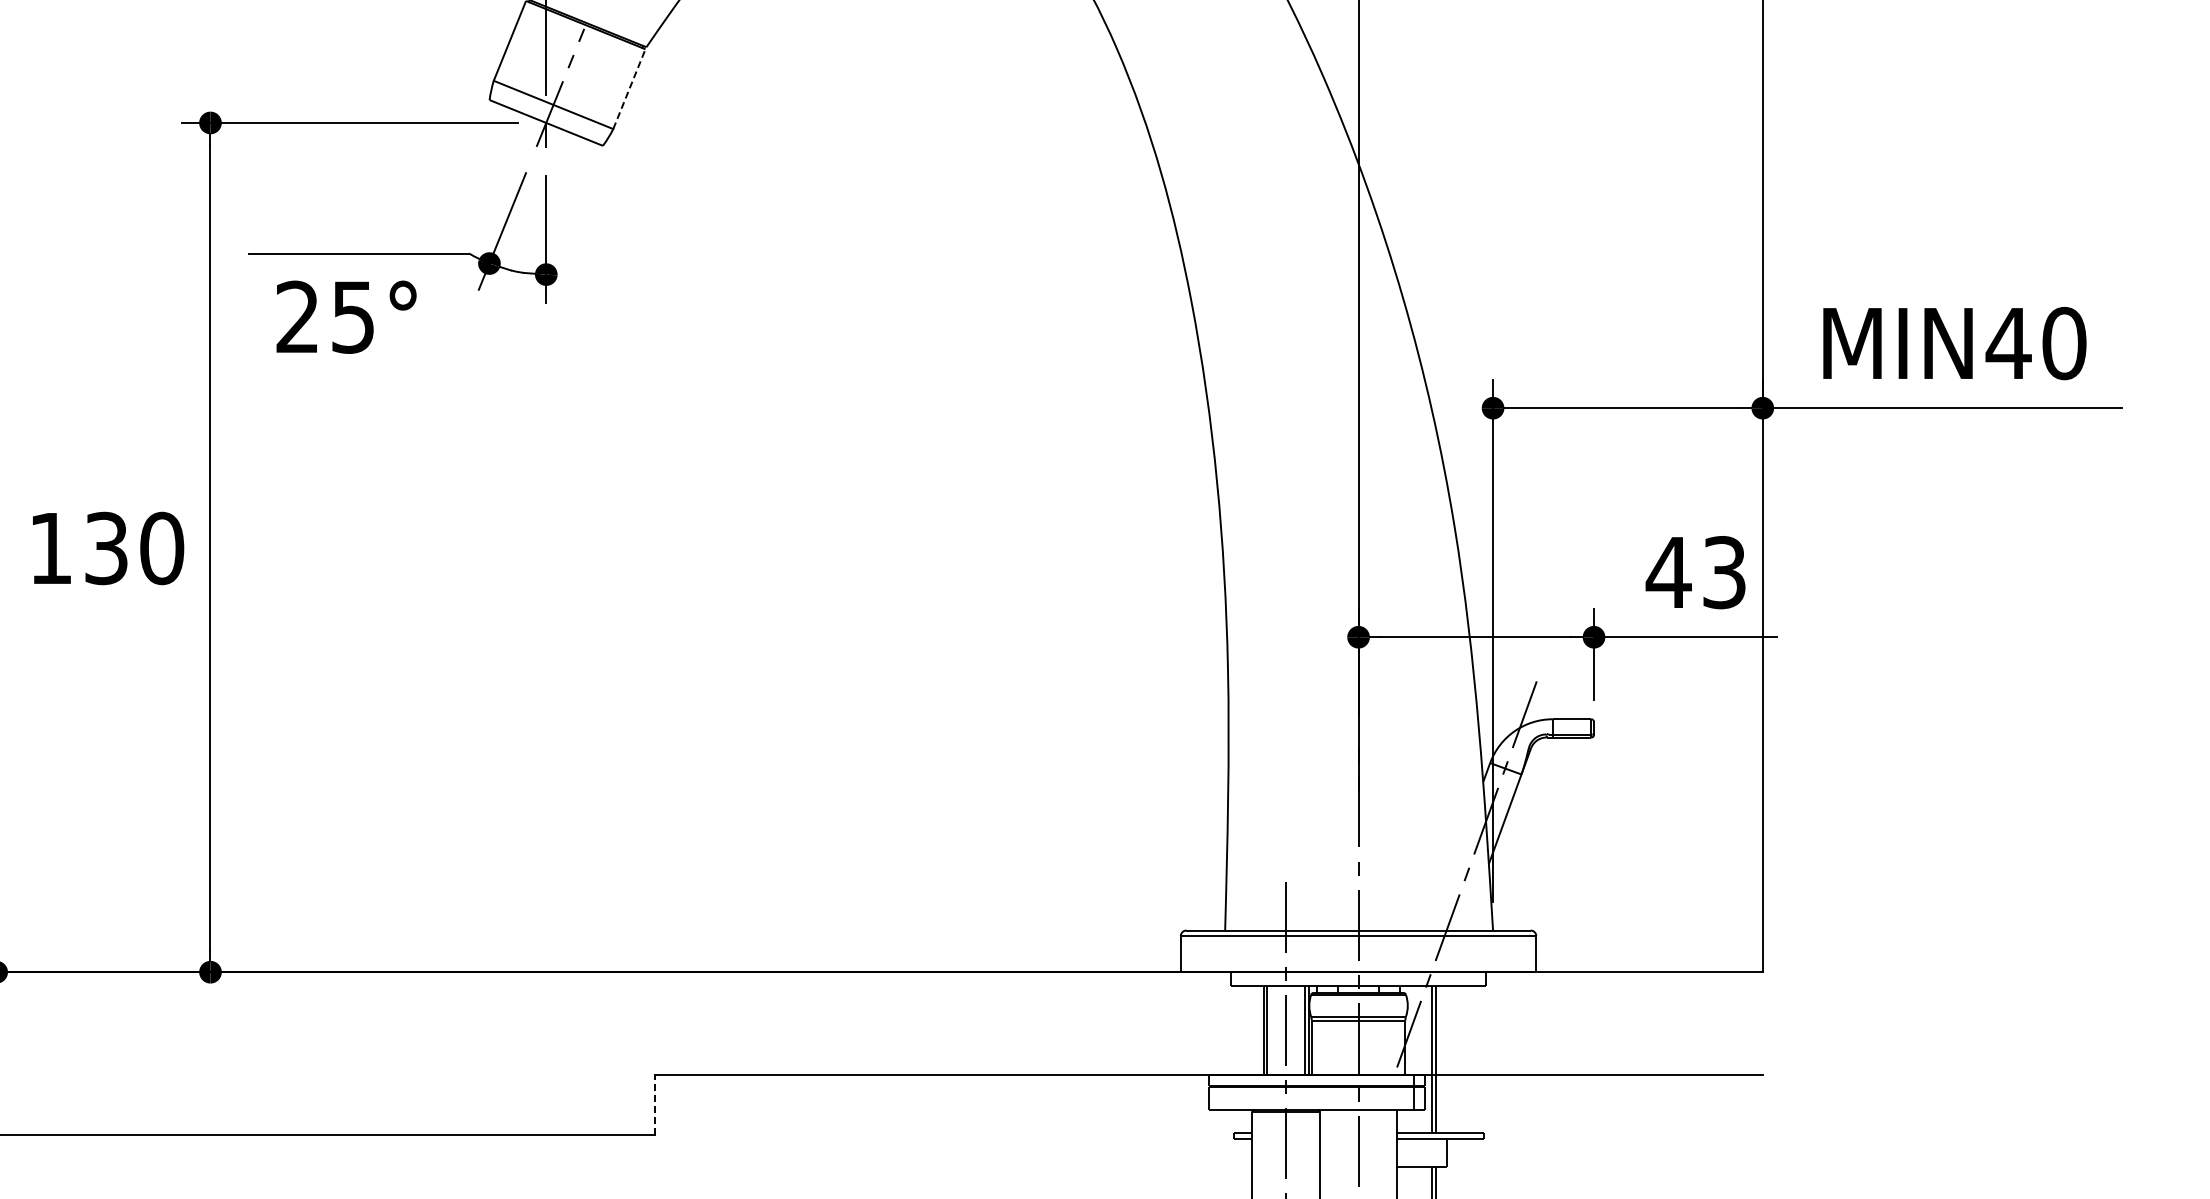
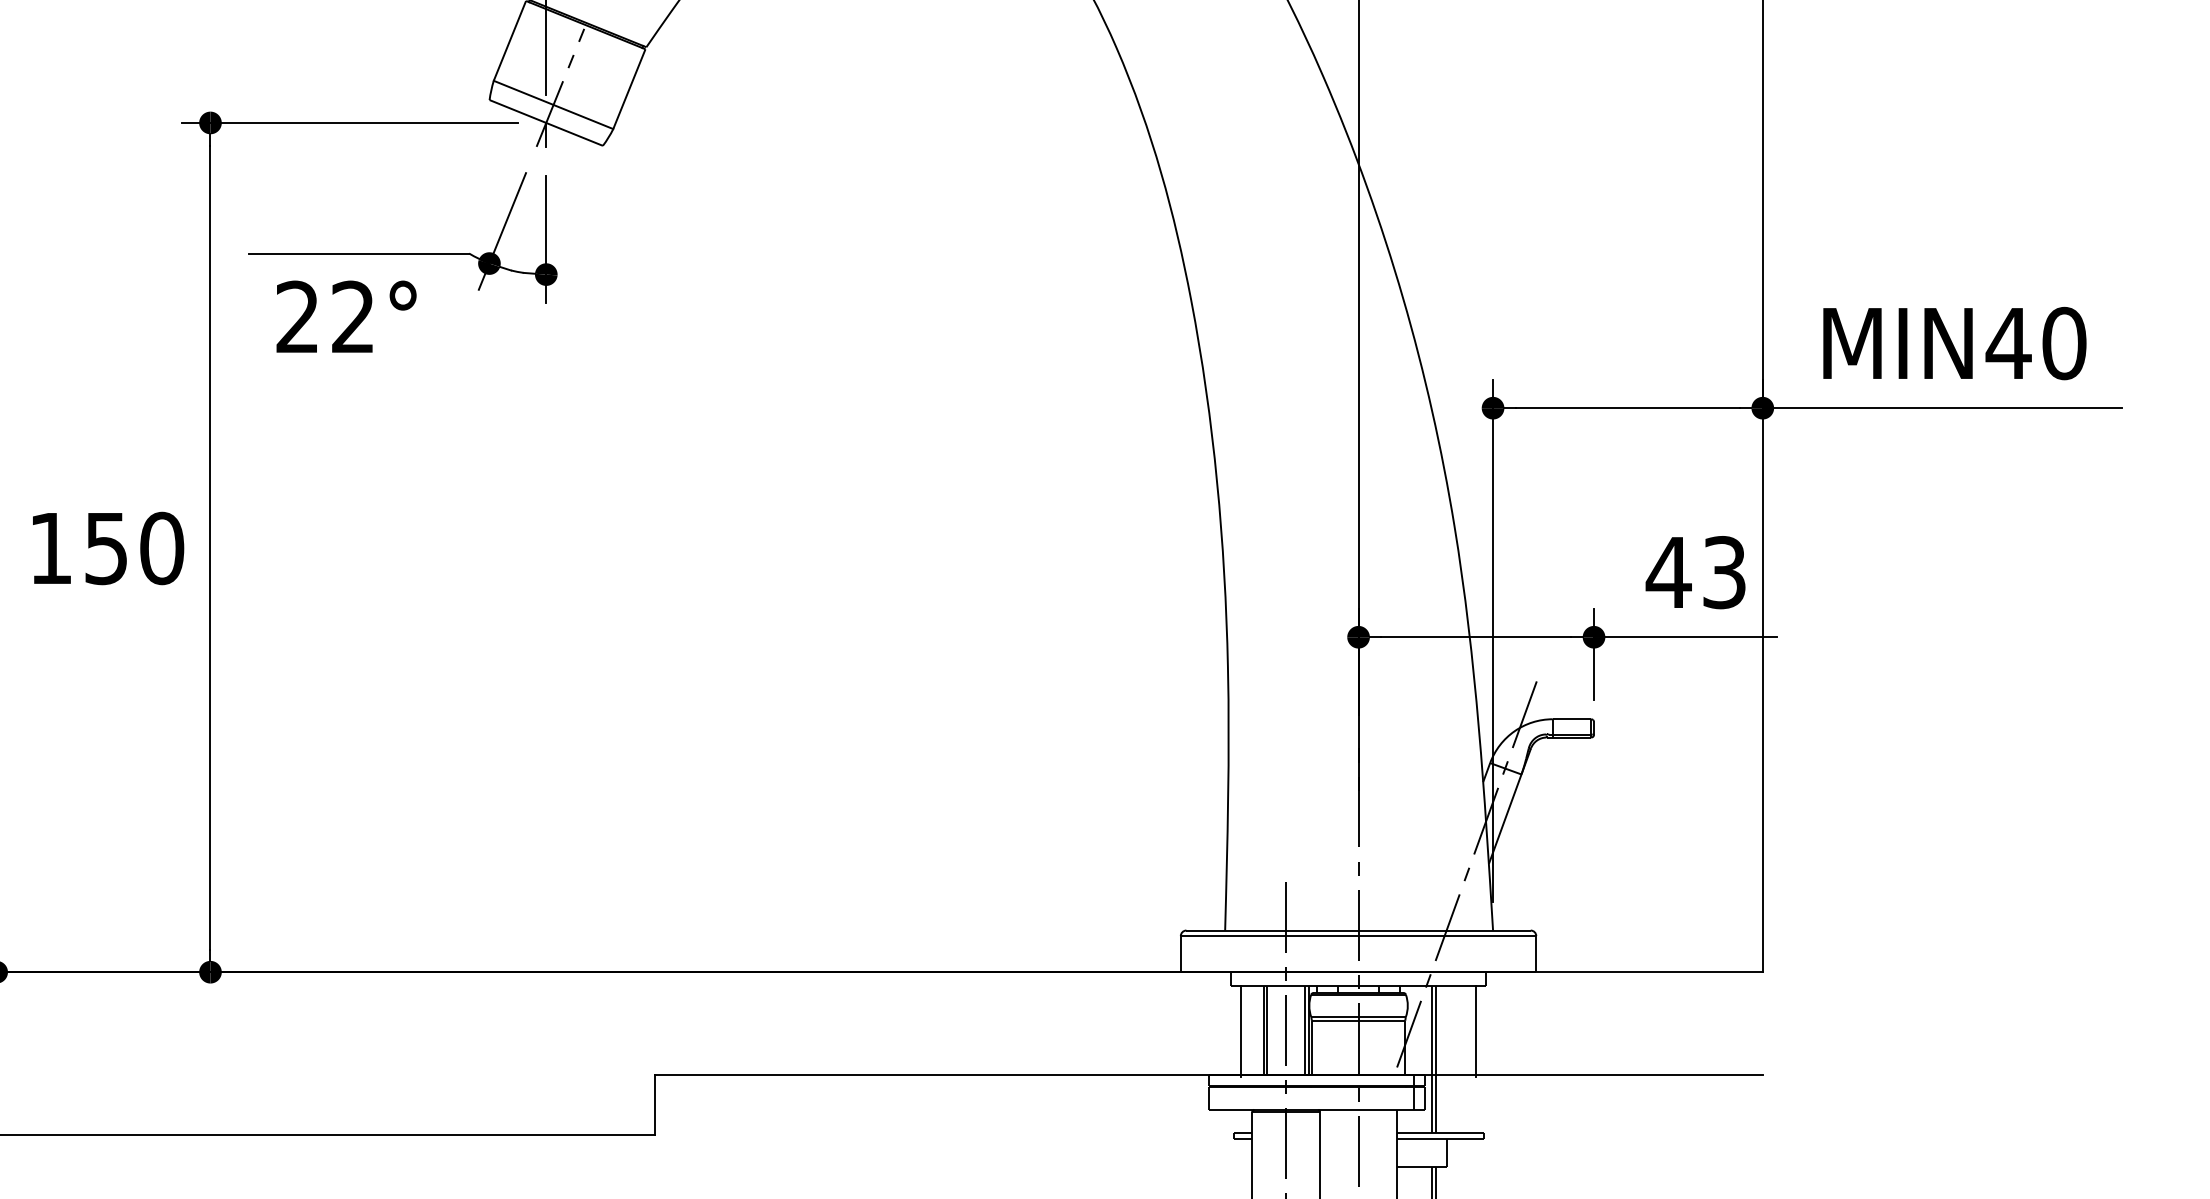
line: dashed -> solid (629, 88)
text: 25° -> 22° (352, 316)
text: 130 -> 150 (106, 547)
line: none -> present (1241, 1031)
line: none -> present (1475, 1031)
line: dashed -> solid (655, 1104)
